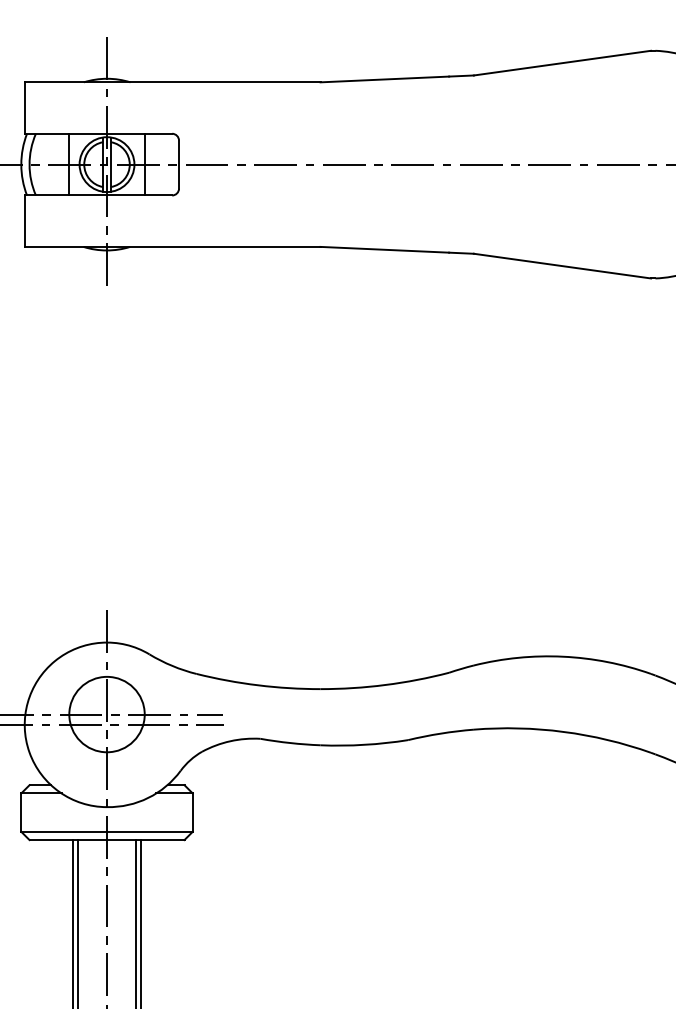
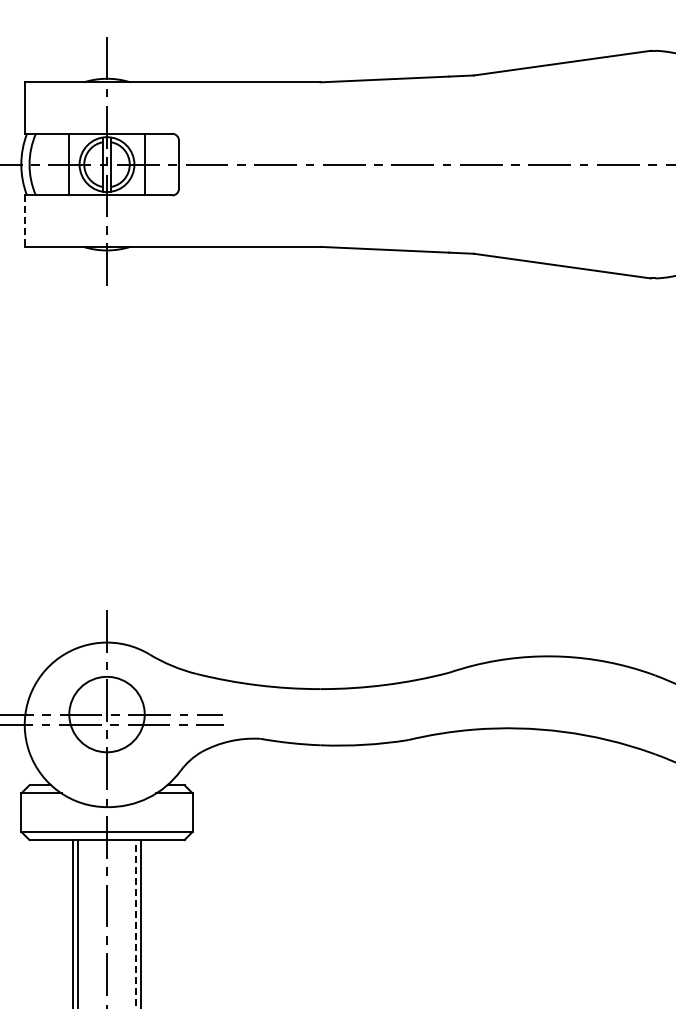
line: solid -> dashed (24, 221)
line: solid -> dashed (135, 923)
